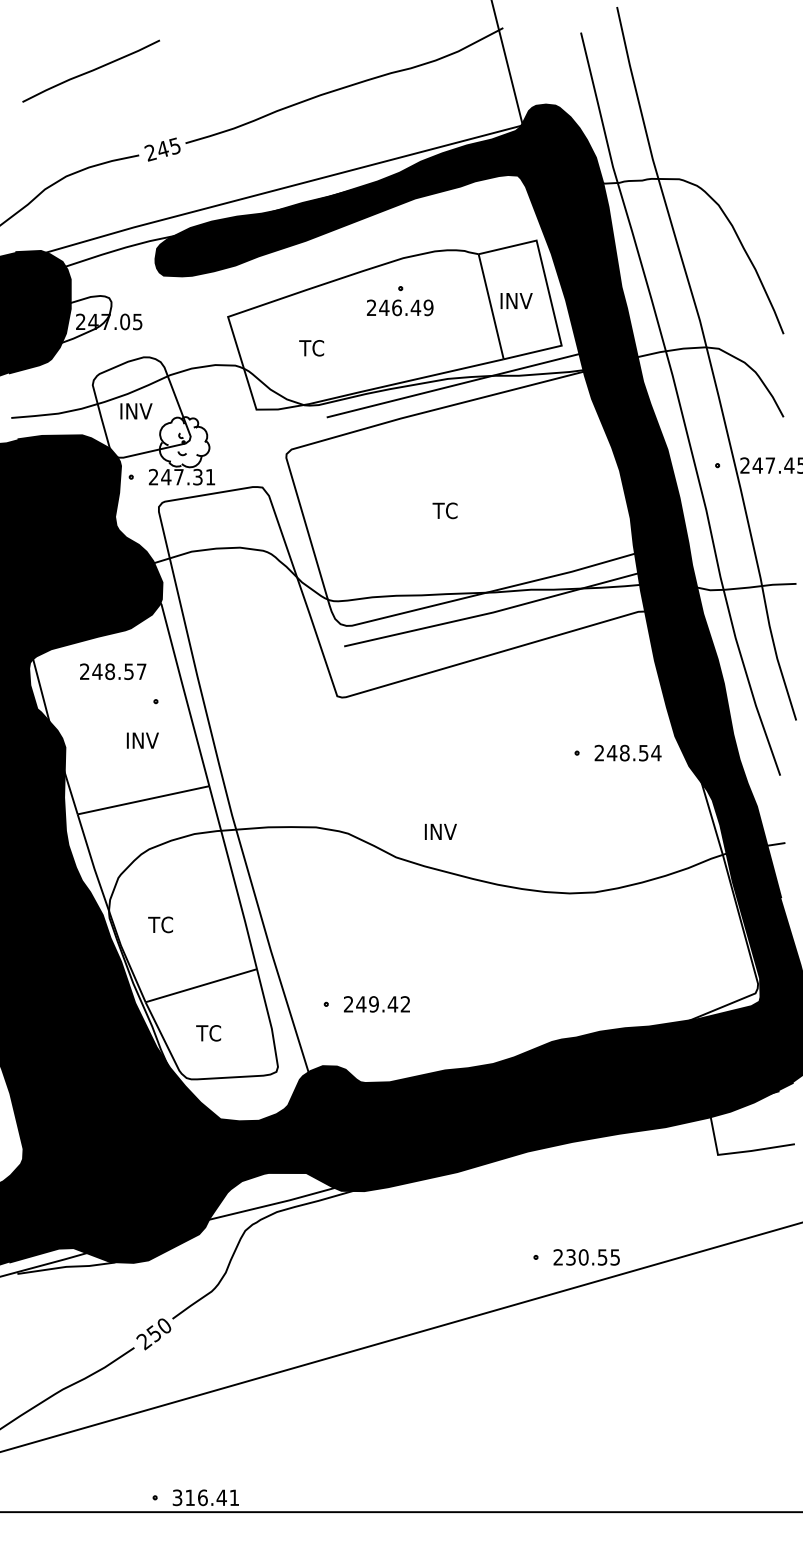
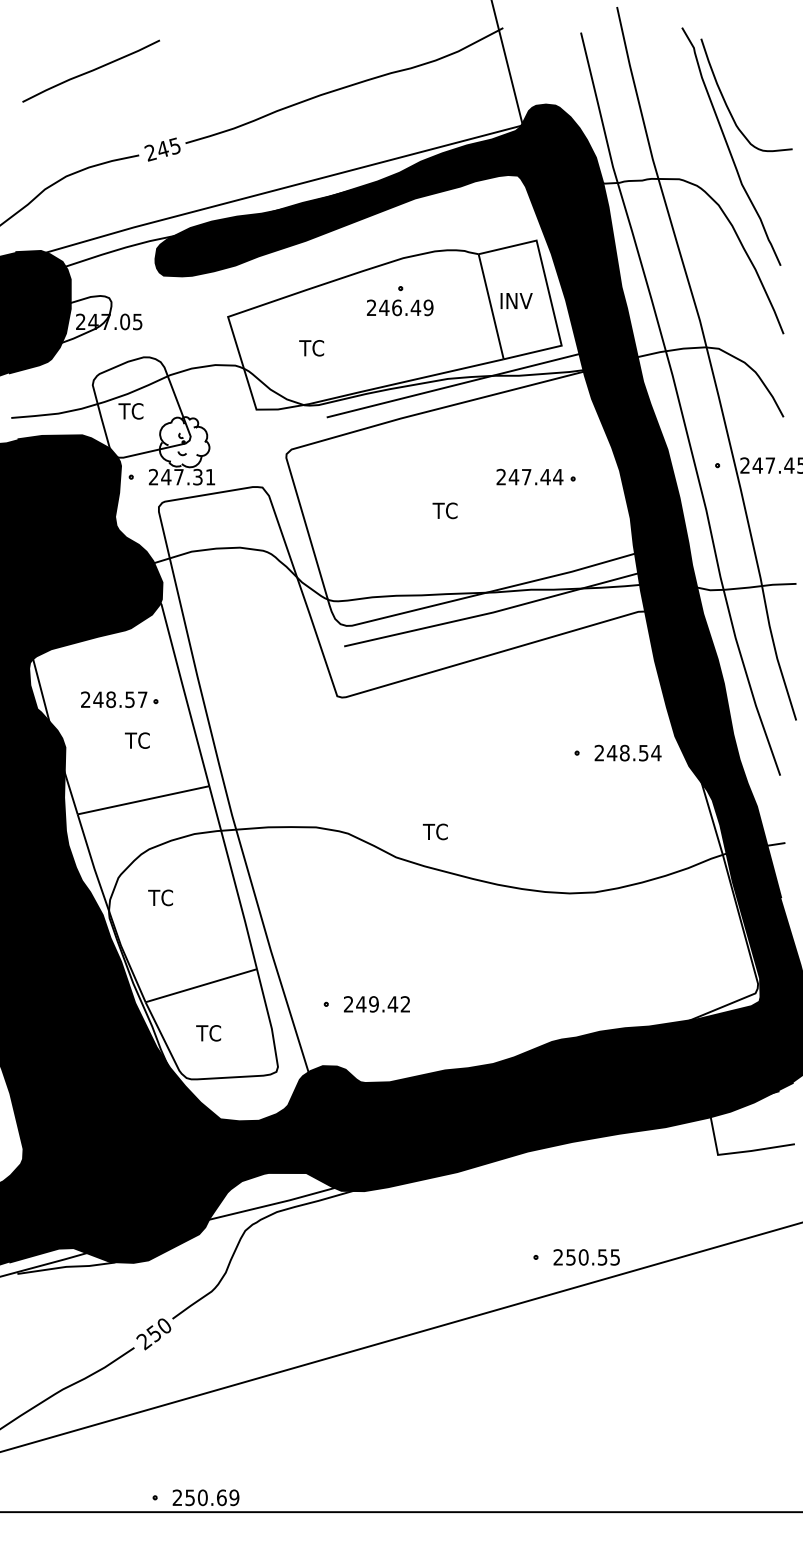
part: none -> present (729, 147)
text: INV -> TC (135, 411)
part: none -> present (535, 476)
text position: (113, 671) -> (114, 699) (114, 699)
text: INV -> TC (141, 740)
text: INV -> TC (439, 831)
text position: (160, 924) -> (160, 897) (160, 897)
text: 230.55 -> 250.55 (570, 1256)
text: 316.41 -> 250.69 (205, 1497)
